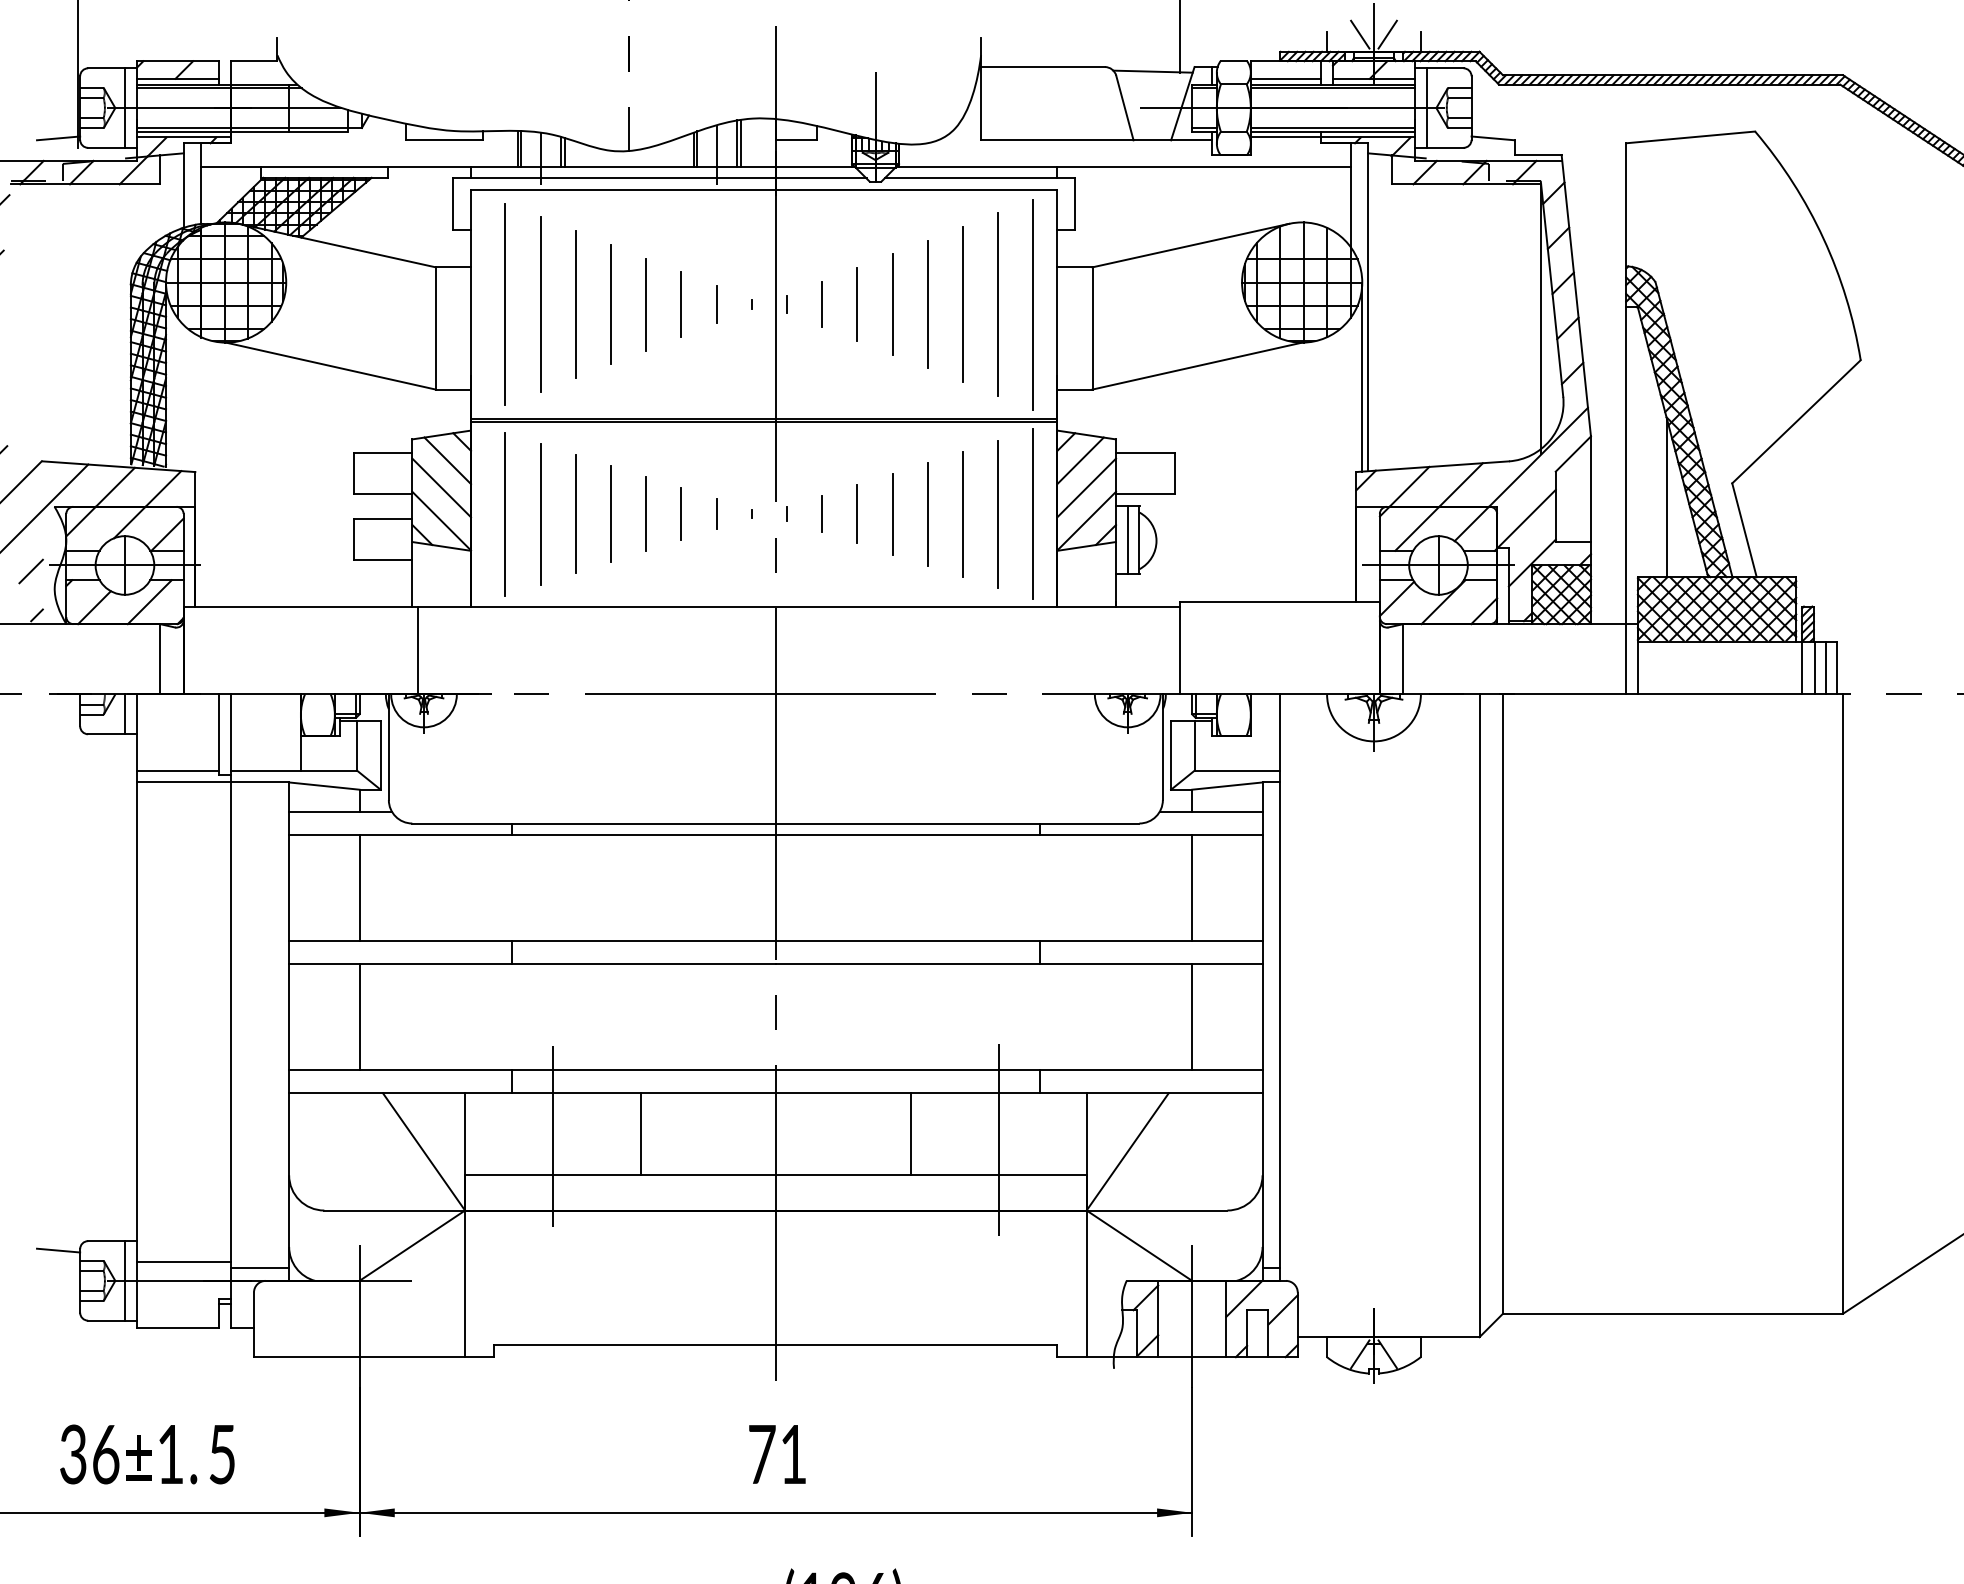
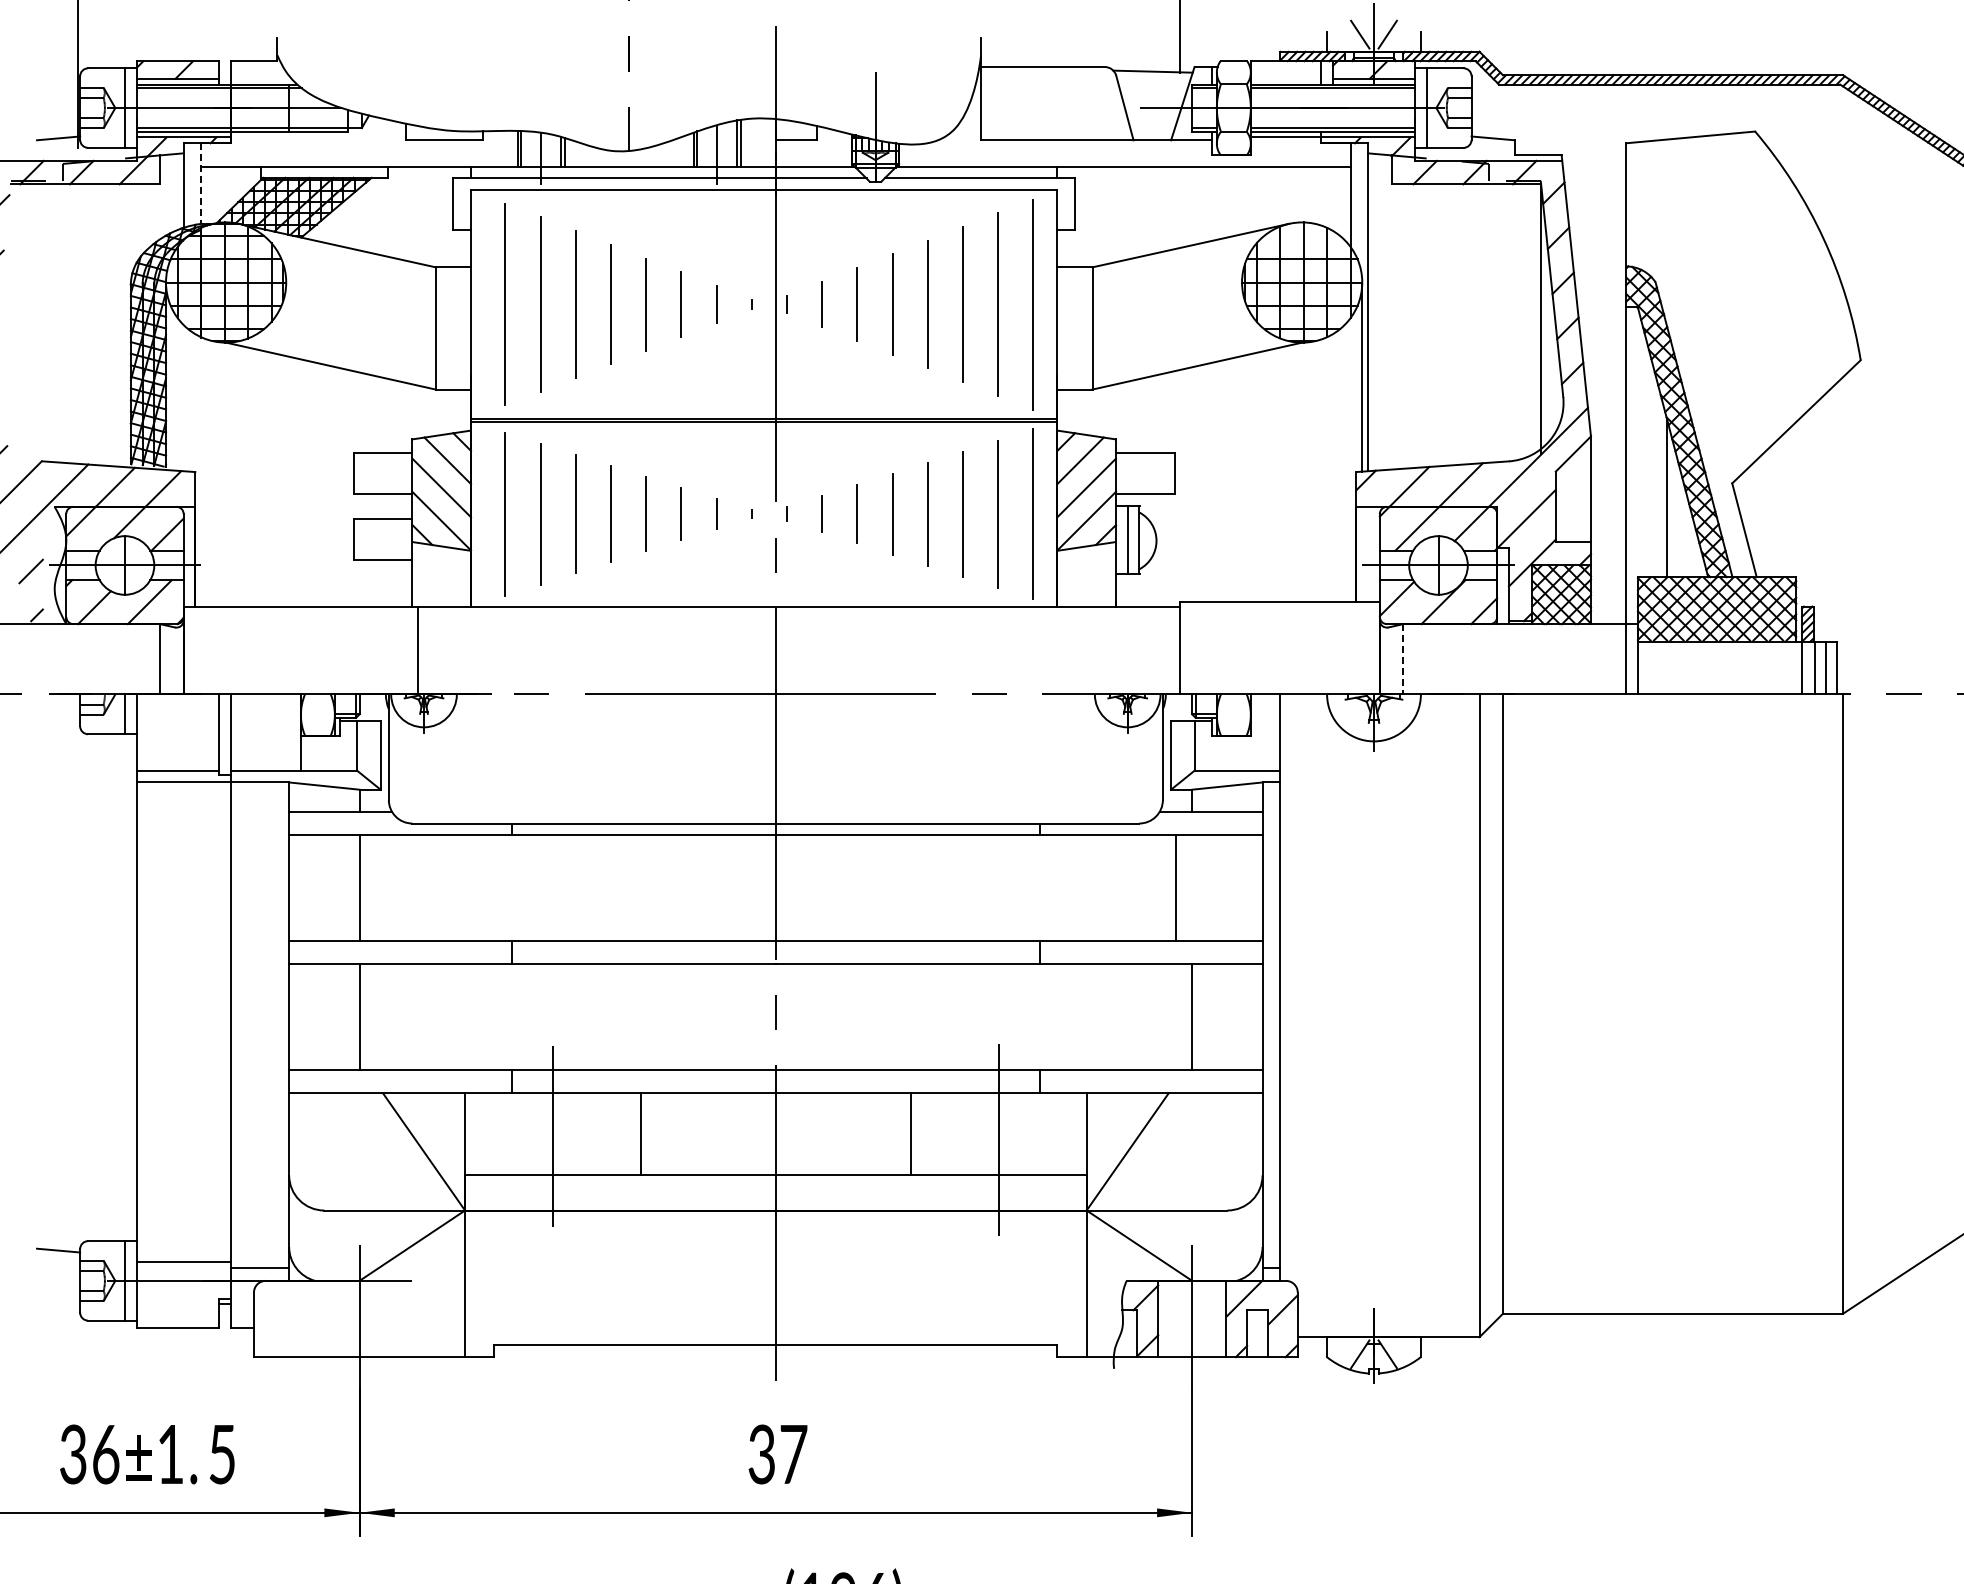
line: present -> none (1285, 78)
line: solid -> dashed (201, 184)
line: solid -> dashed (1403, 659)
line position: (1192, 887) -> (1176, 887) (1176, 887)
text: 71 -> 37 (777, 1454)
